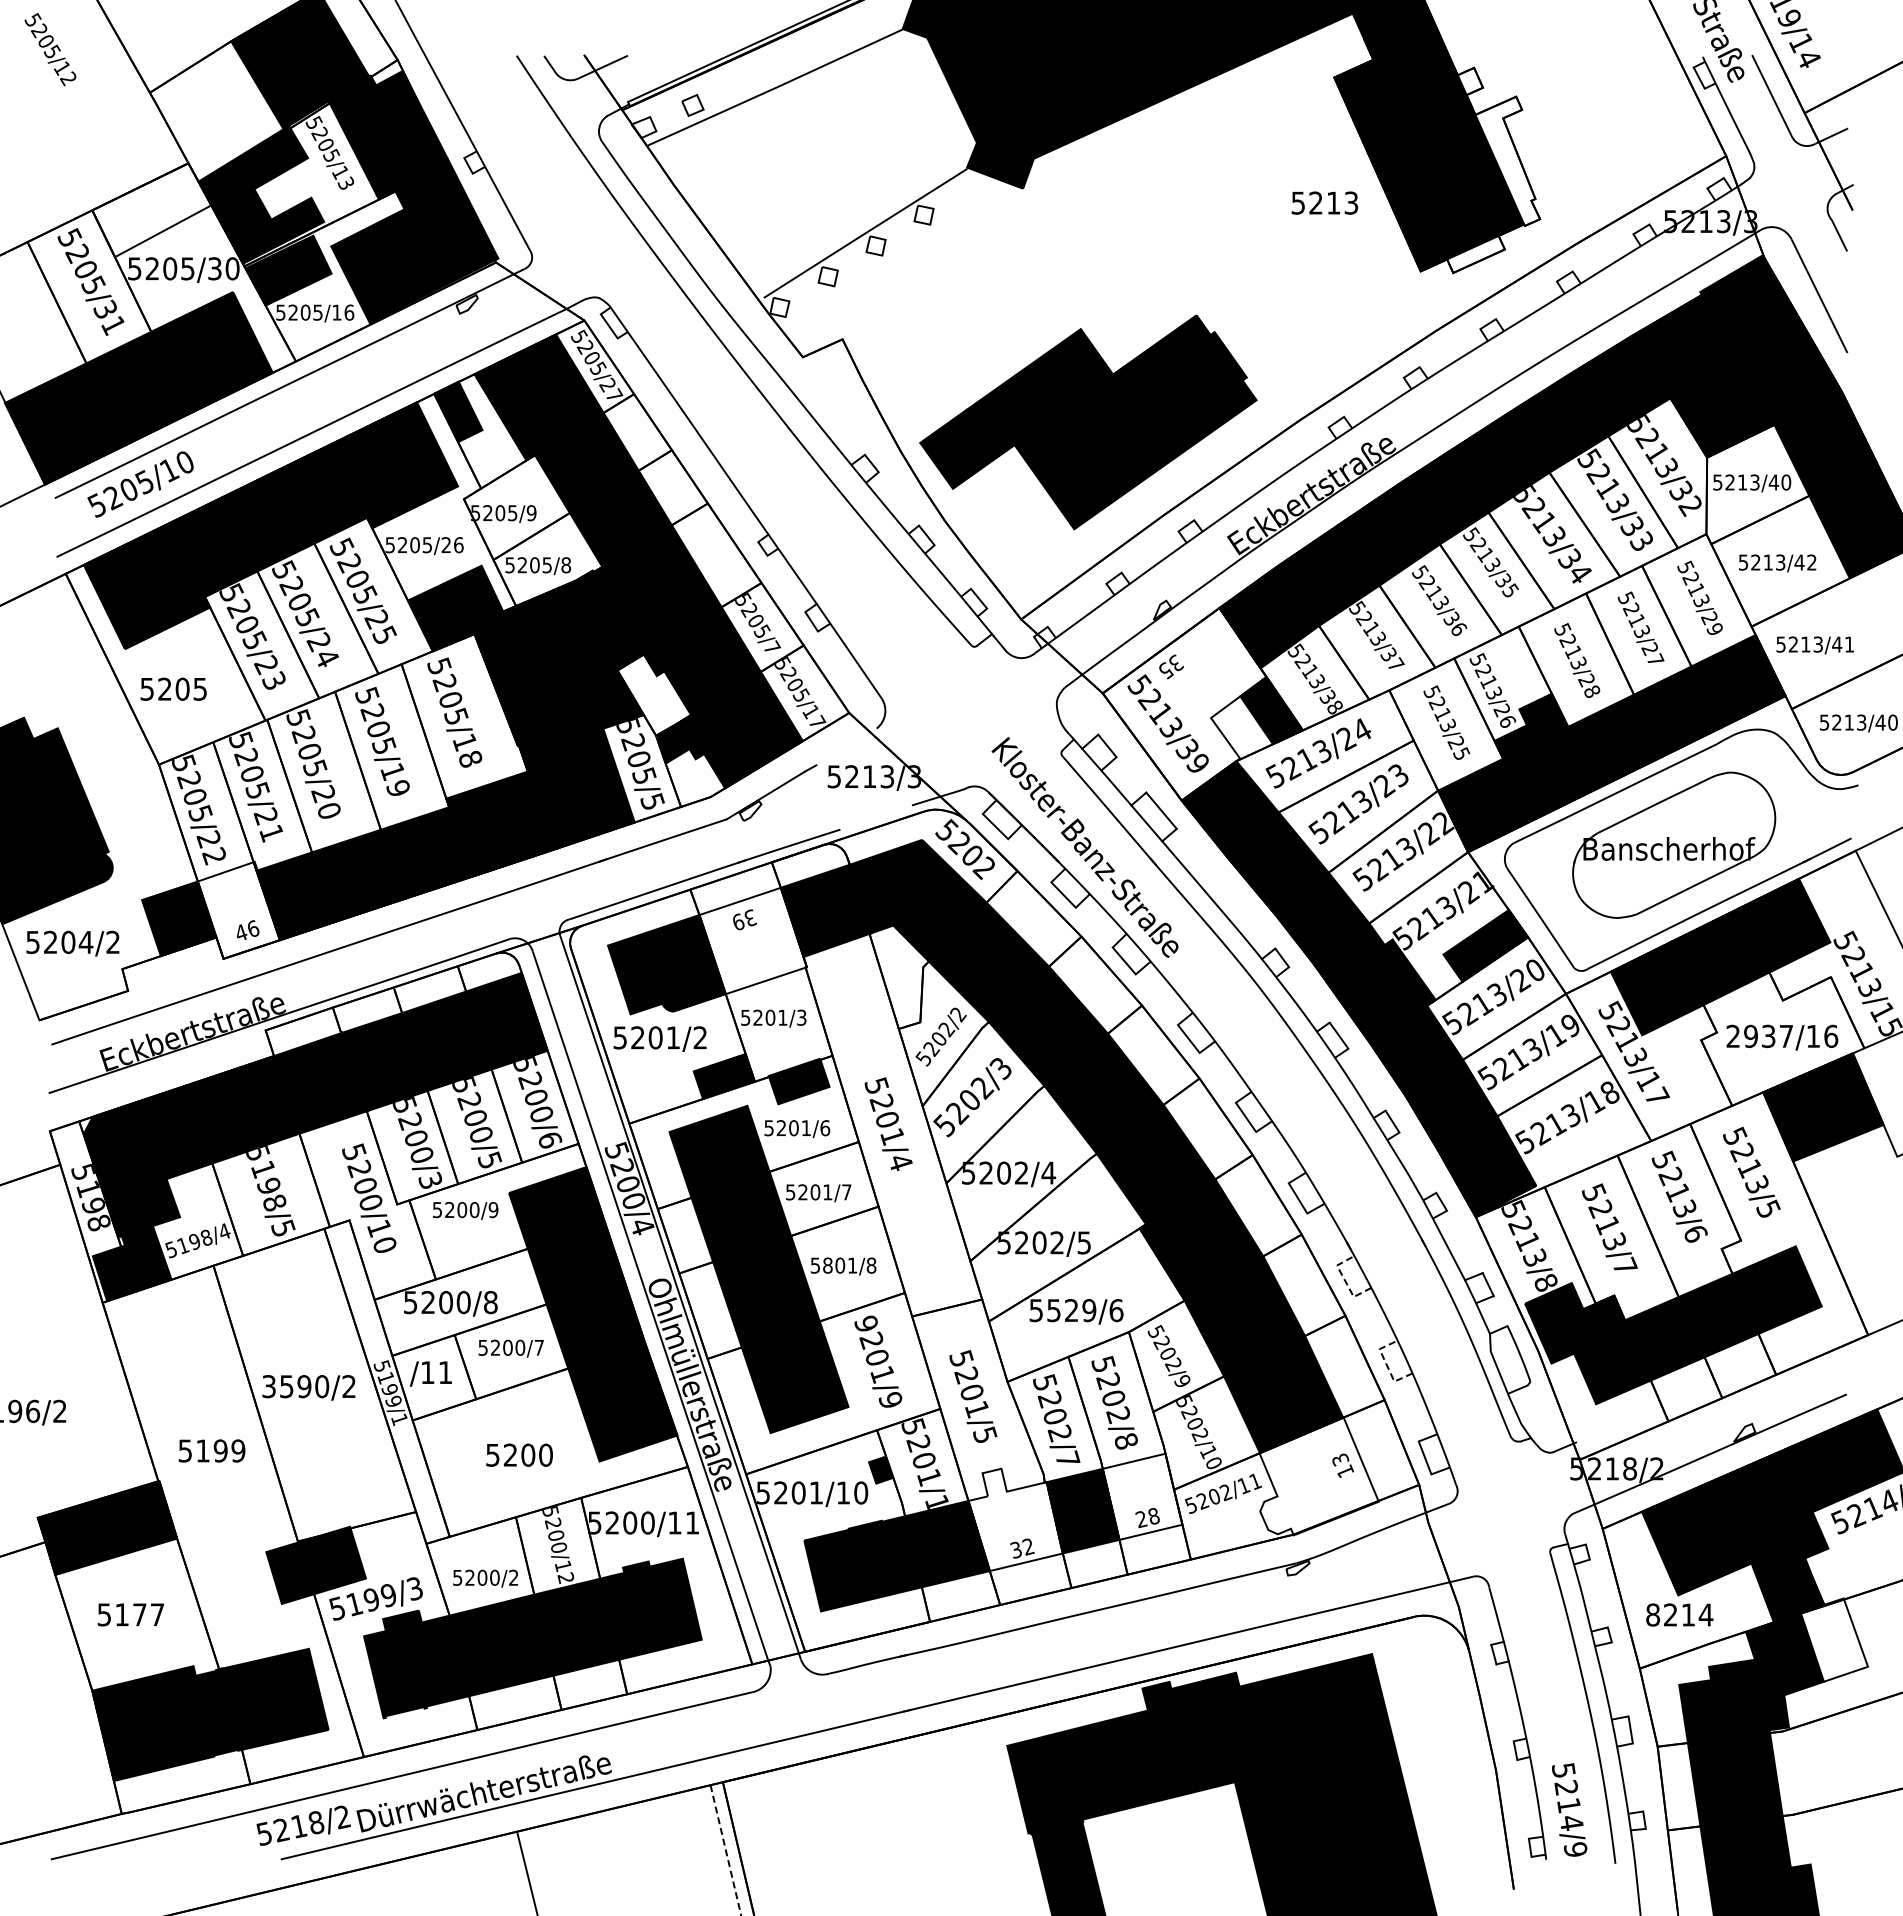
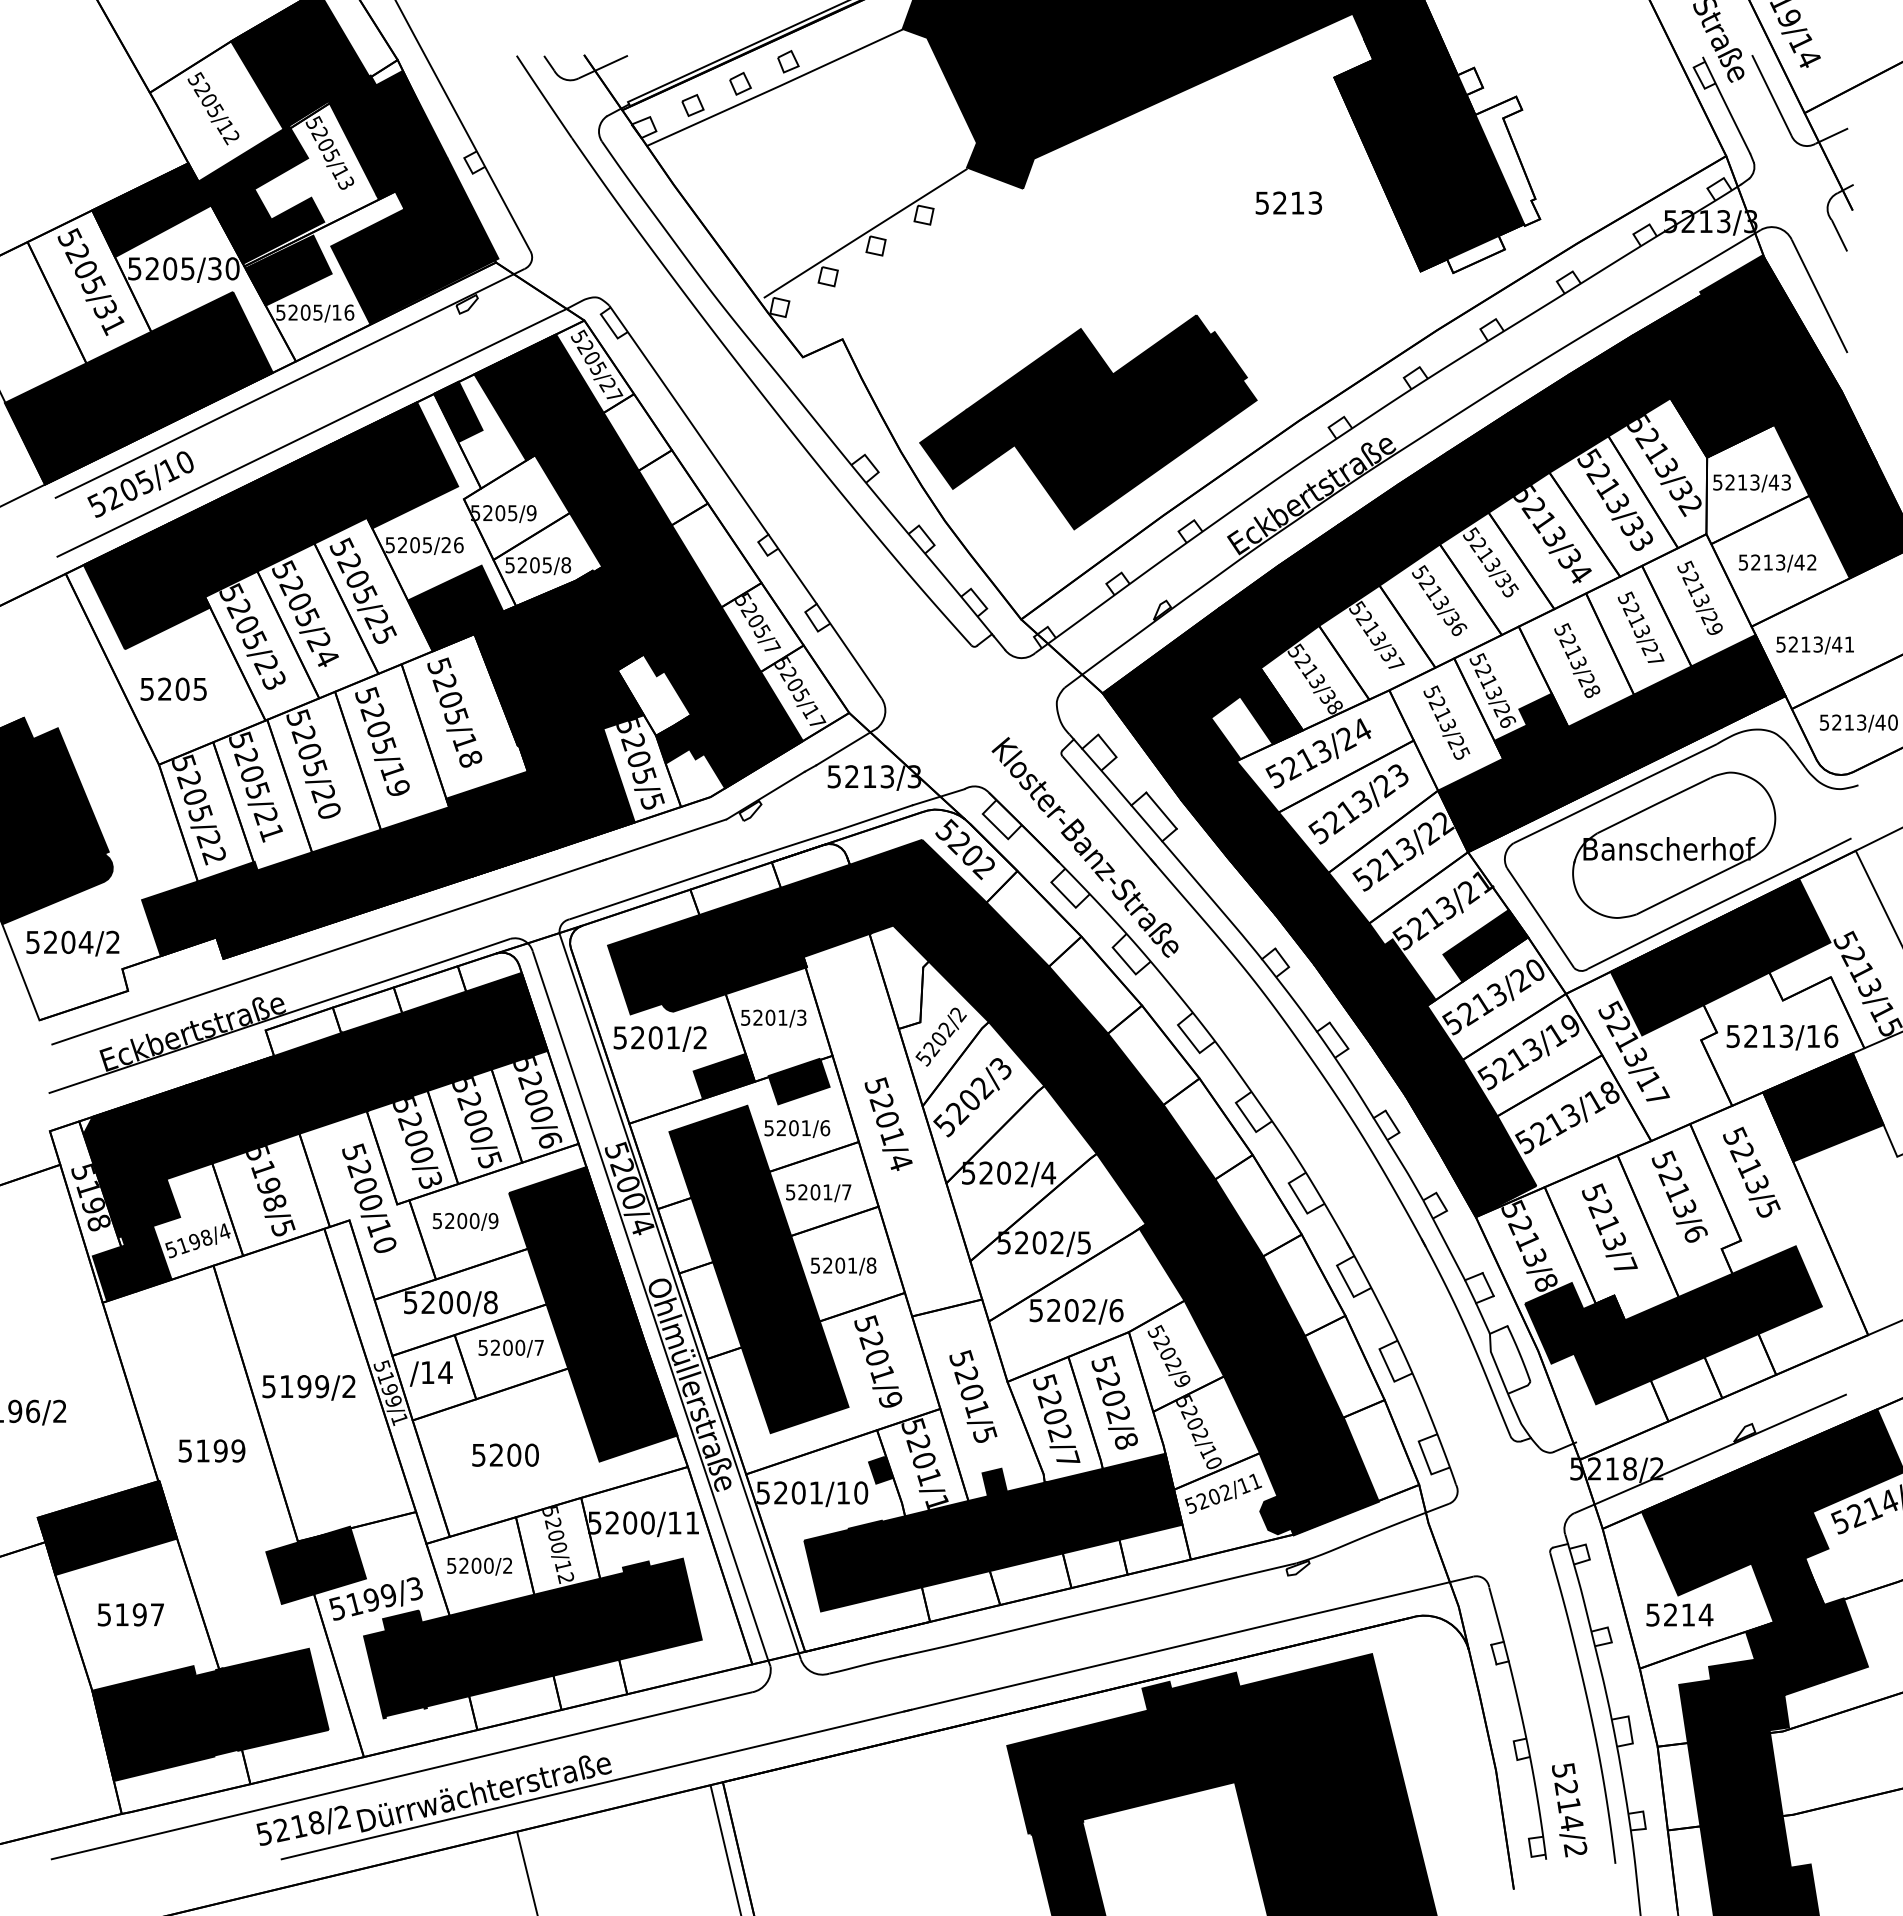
text position: (50, 49) -> (213, 108) (213, 108)
part: none -> present (788, 61)
part: none -> present (740, 83)
text position: (1324, 202) -> (1288, 202) (1288, 202)
fill: none -> present (151, 210)
text: 5213/40 -> 5213/43 (1786, 482)
fill: none -> present (1184, 704)
line: none -> present (846, 746)
line: none -> present (876, 817)
fill: none -> present (238, 910)
fill: none -> present (752, 940)
text: 2937/16 -> 5213/16 (1759, 1036)
text position: (465, 1210) -> (465, 1221) (465, 1221)
text: 5801/8 -> 5201/8 (827, 1265)
line: dashed -> solid (1345, 1281)
text: 5529/6 -> 5202/6 (1071, 1310)
text: 9201/9 -> 5201/9 (866, 1323)
line: dashed -> solid (1386, 1365)
text: /11 -> /14 (445, 1372)
text: 3590/2 -> 5199/2 (296, 1386)
text position: (519, 1454) -> (505, 1454) (505, 1454)
fill: none -> present (1318, 1476)
fill: none -> present (1142, 1496)
fill: none -> present (1015, 1519)
text position: (485, 1578) -> (479, 1566) (479, 1566)
text: 5177 -> 5197 (139, 1614)
text: 8214 -> 5214 (1652, 1614)
fill: none -> present (1834, 1639)
text: 5214/9 -> 5214/2 (1575, 1849)
line: dashed -> solid (725, 1850)
